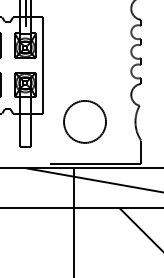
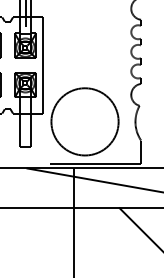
part size: 44x44 px -> 70x70 px (84, 121)
